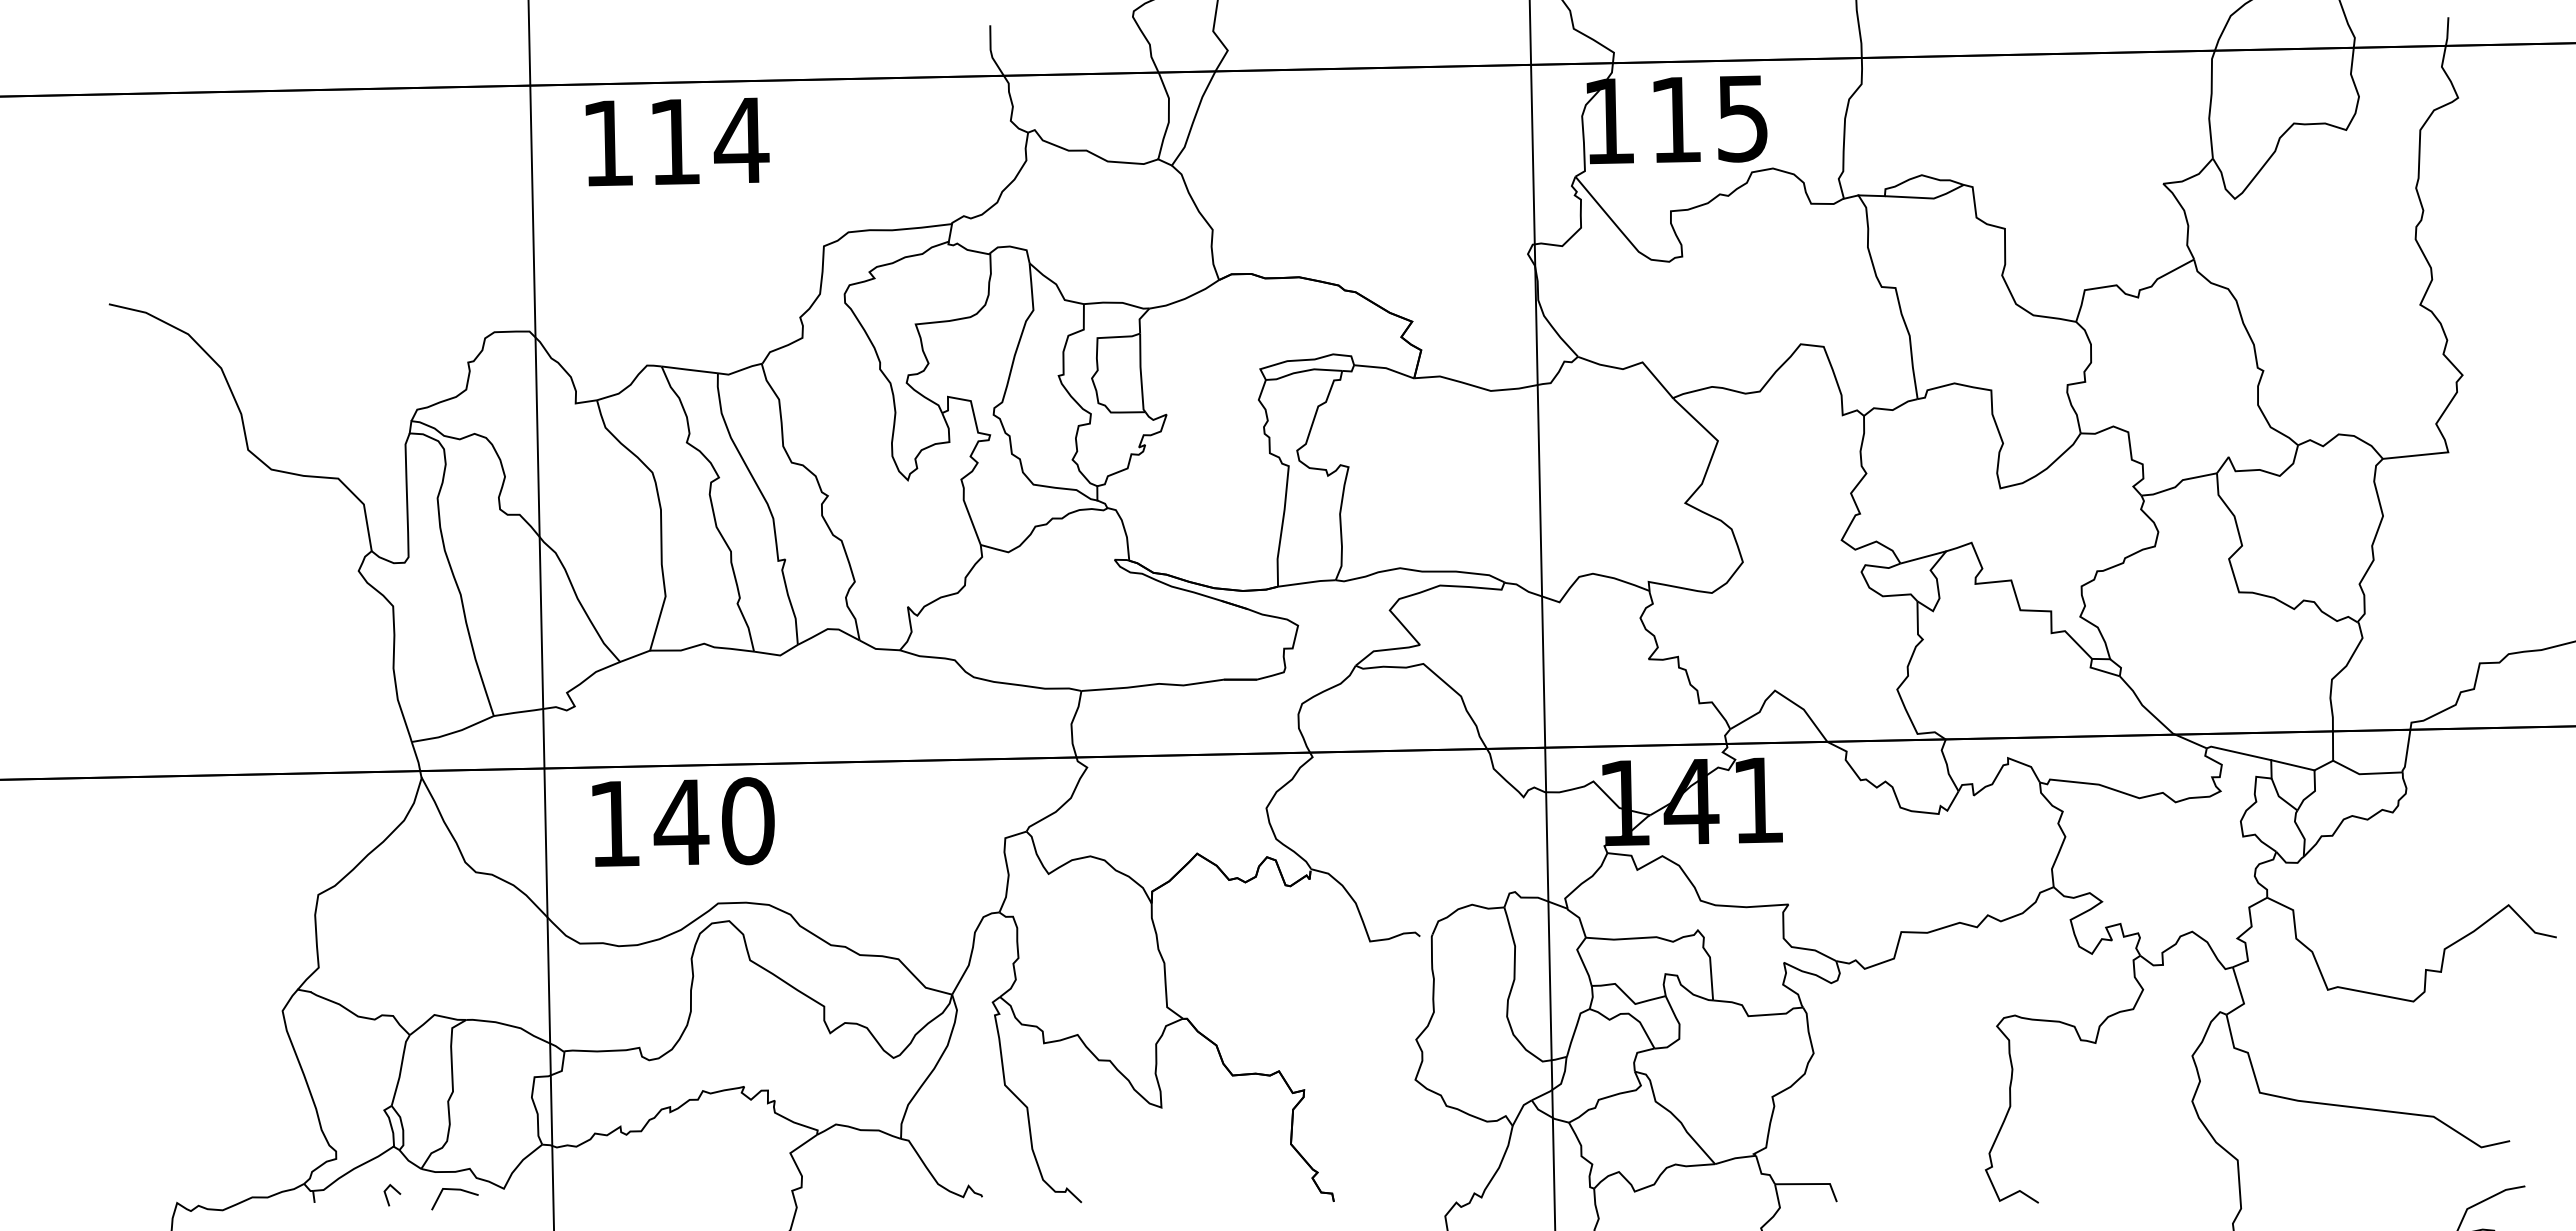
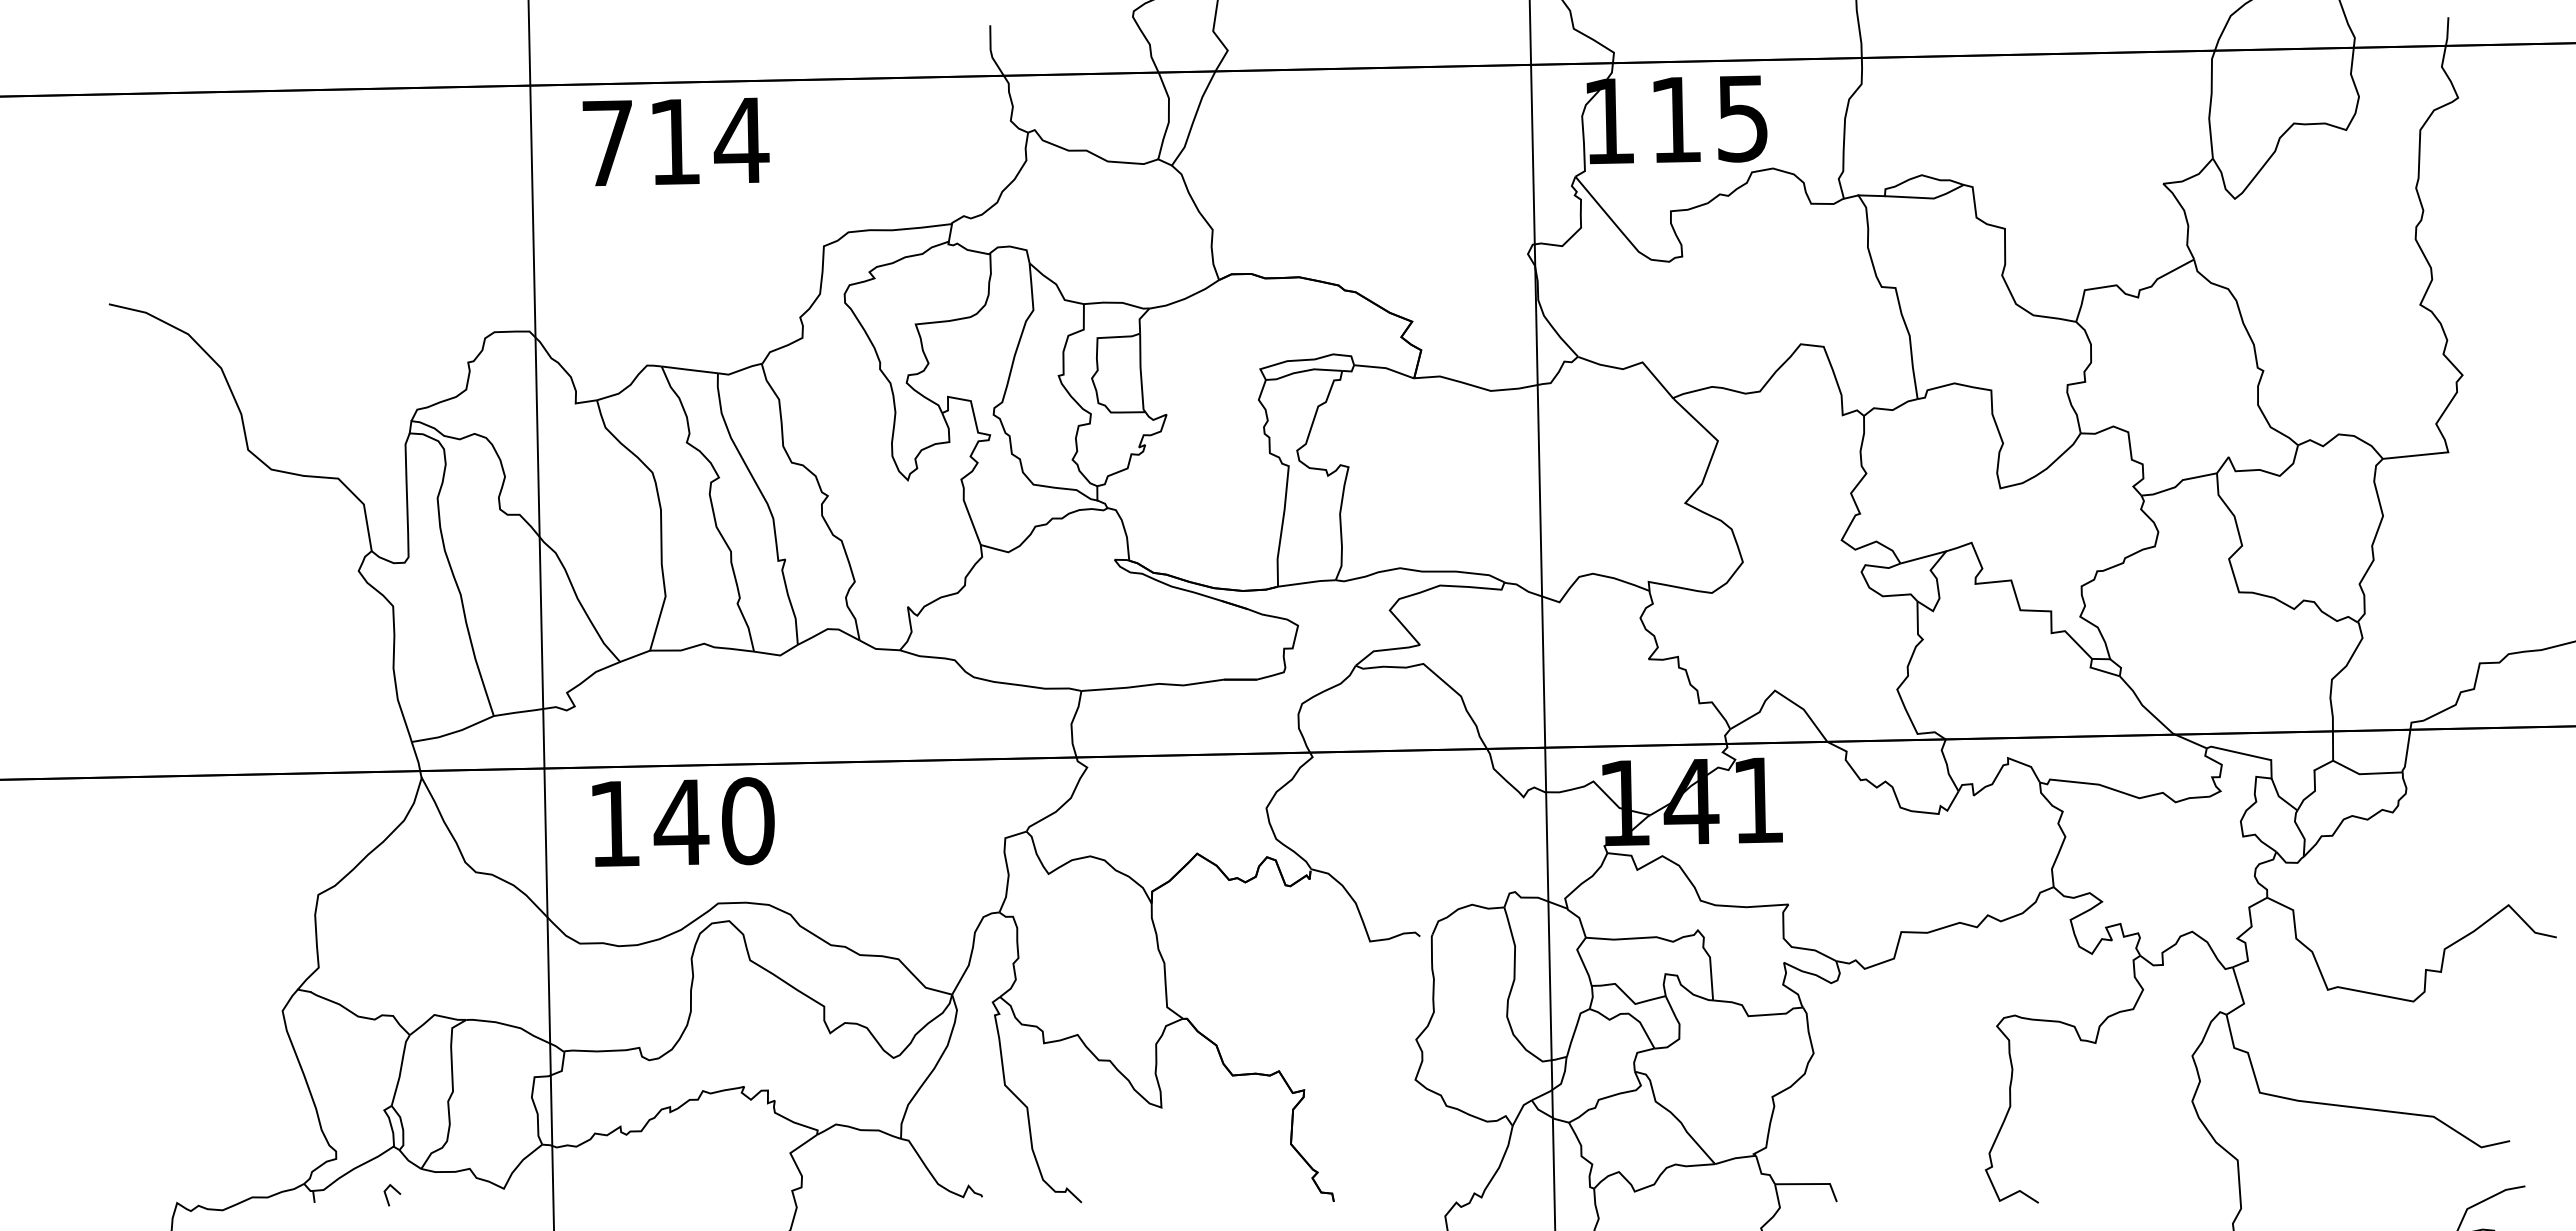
text: 114 -> 714 (607, 143)
line: present -> none (2292, 765)
line: present -> none (454, 1190)
